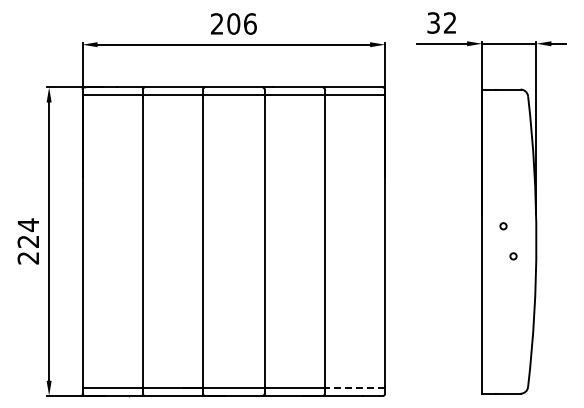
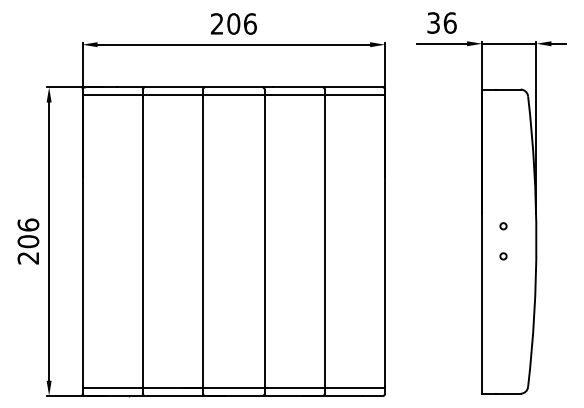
text: 32 -> 36 (449, 22)
text: 224 -> 206 (28, 233)
circle position: (513, 256) -> (503, 256) (503, 256)
line: dashed -> solid (354, 388)
